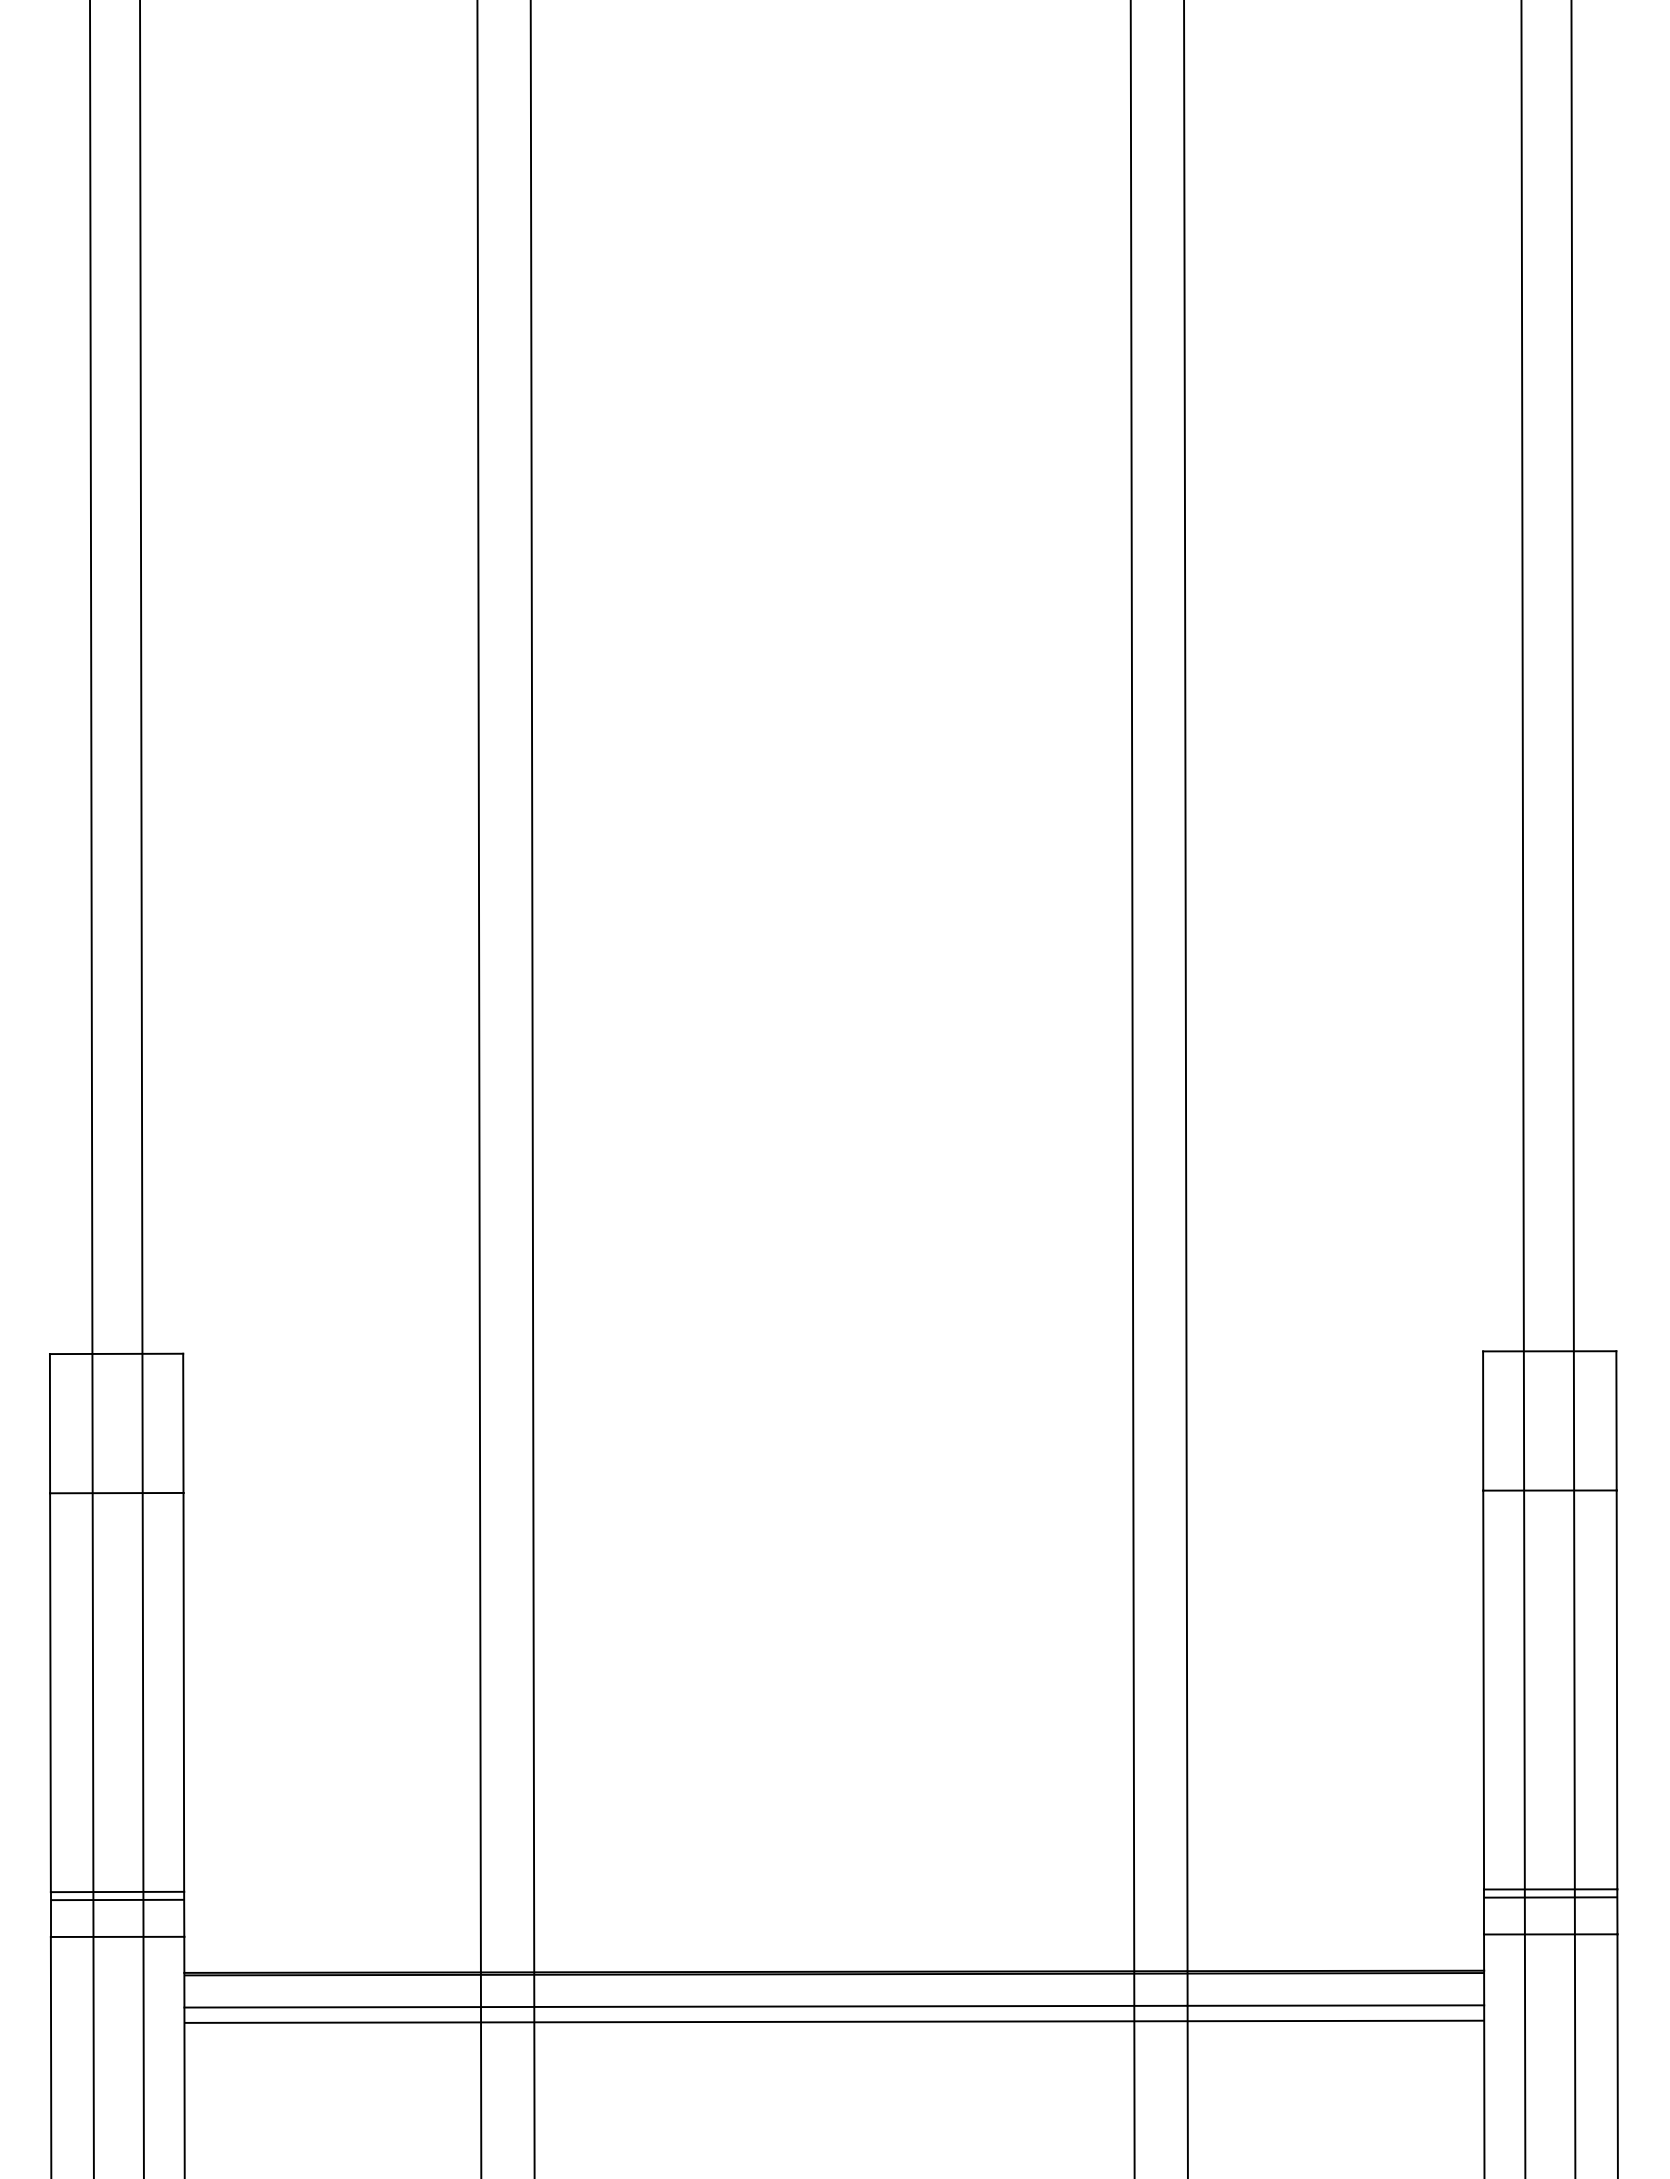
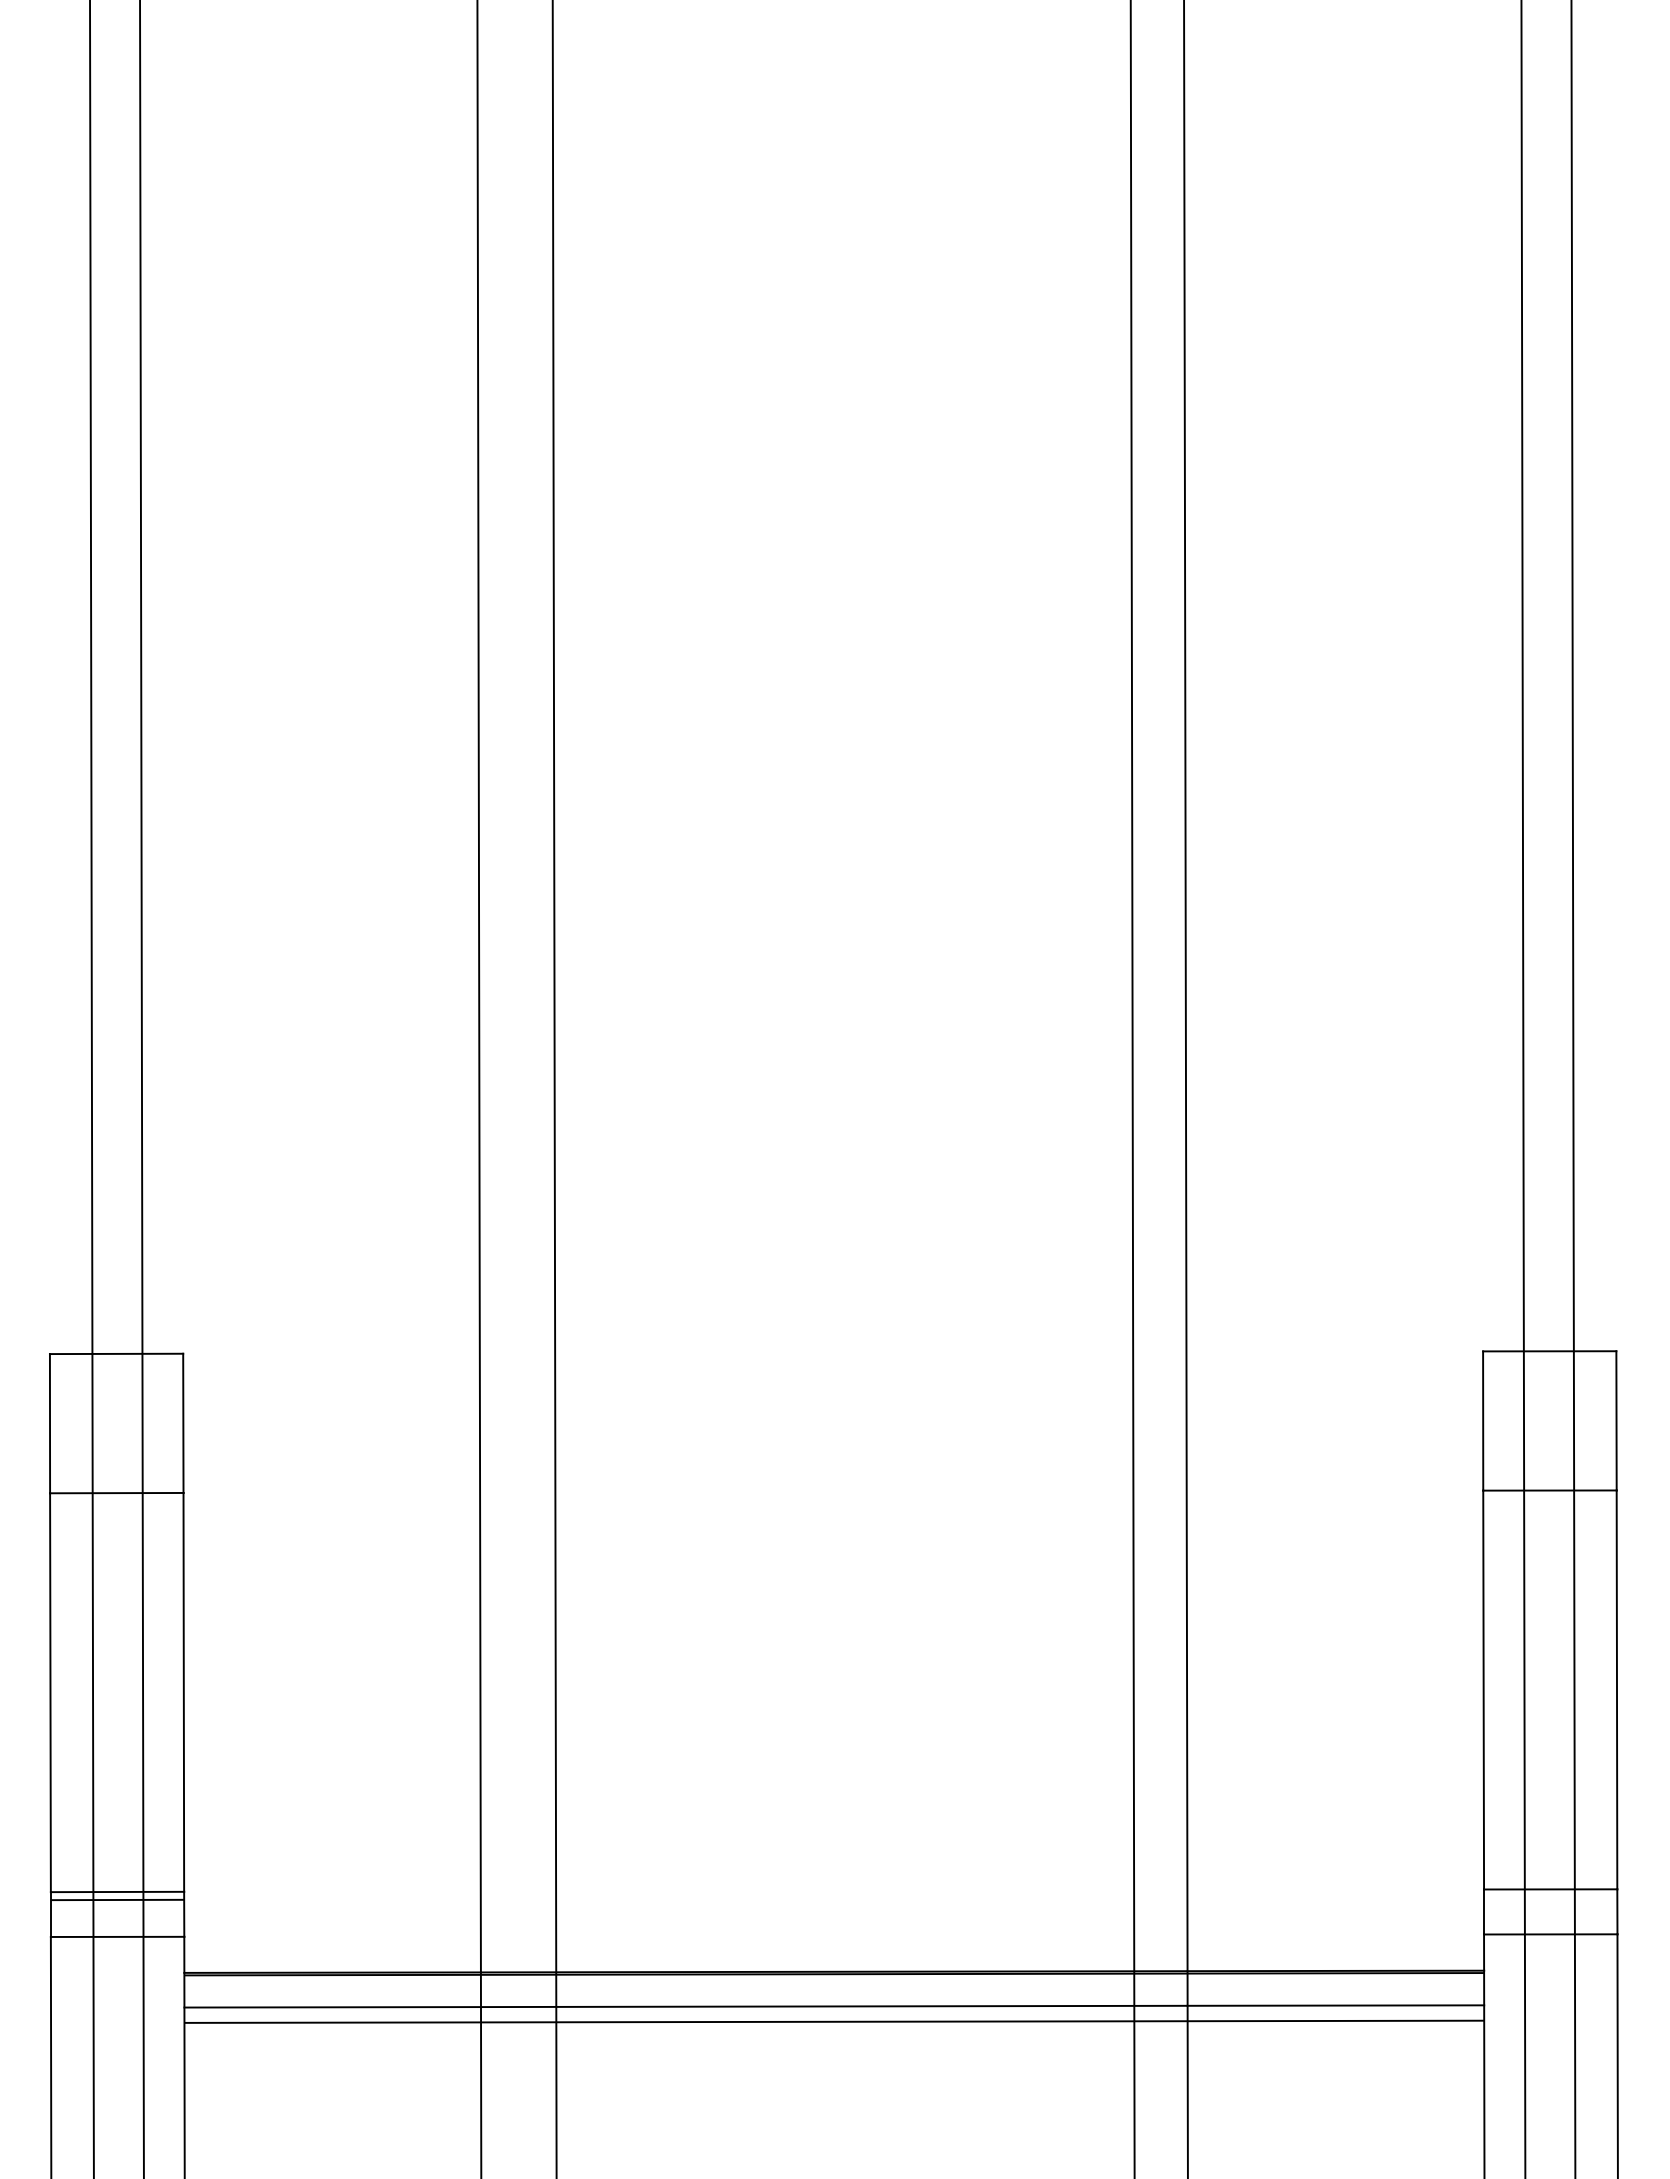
line position: (532, 1088) -> (554, 1088) (554, 1088)
line: present -> none (1550, 1897)
